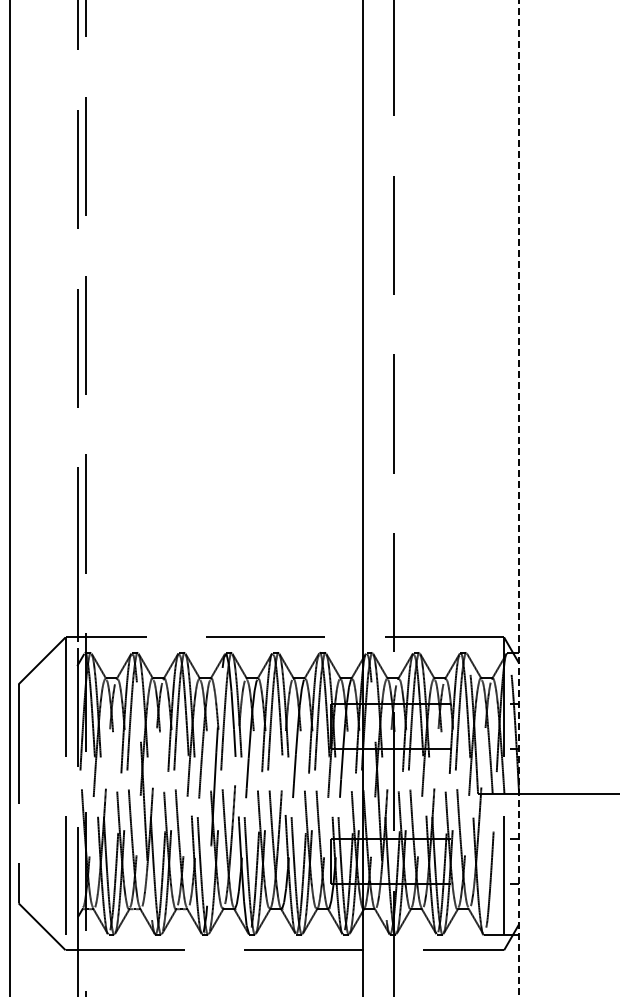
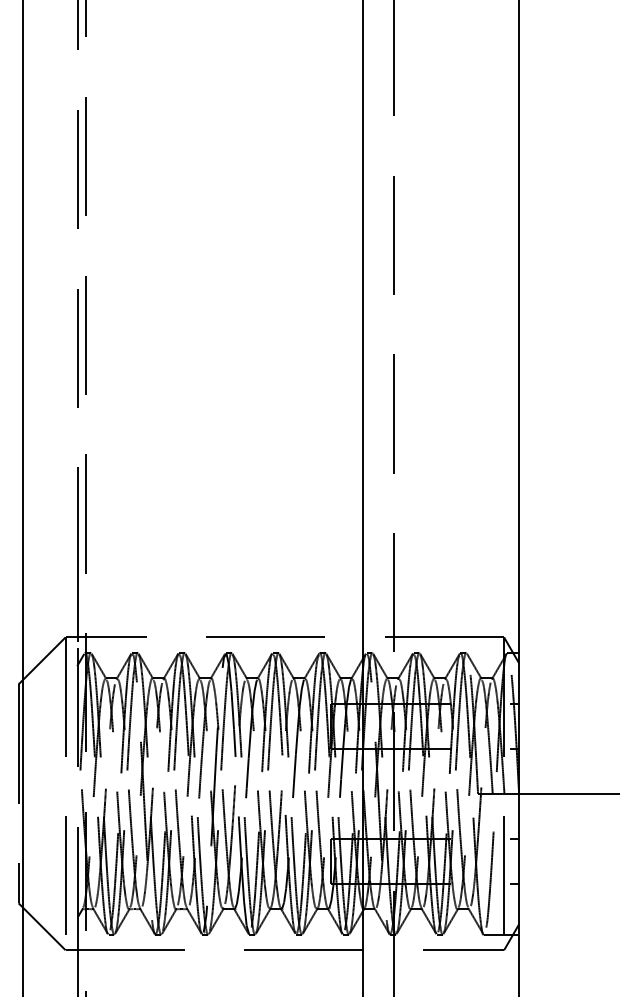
line position: (10, 497) -> (23, 497) (23, 497)
line: dashed -> solid (519, 498)
